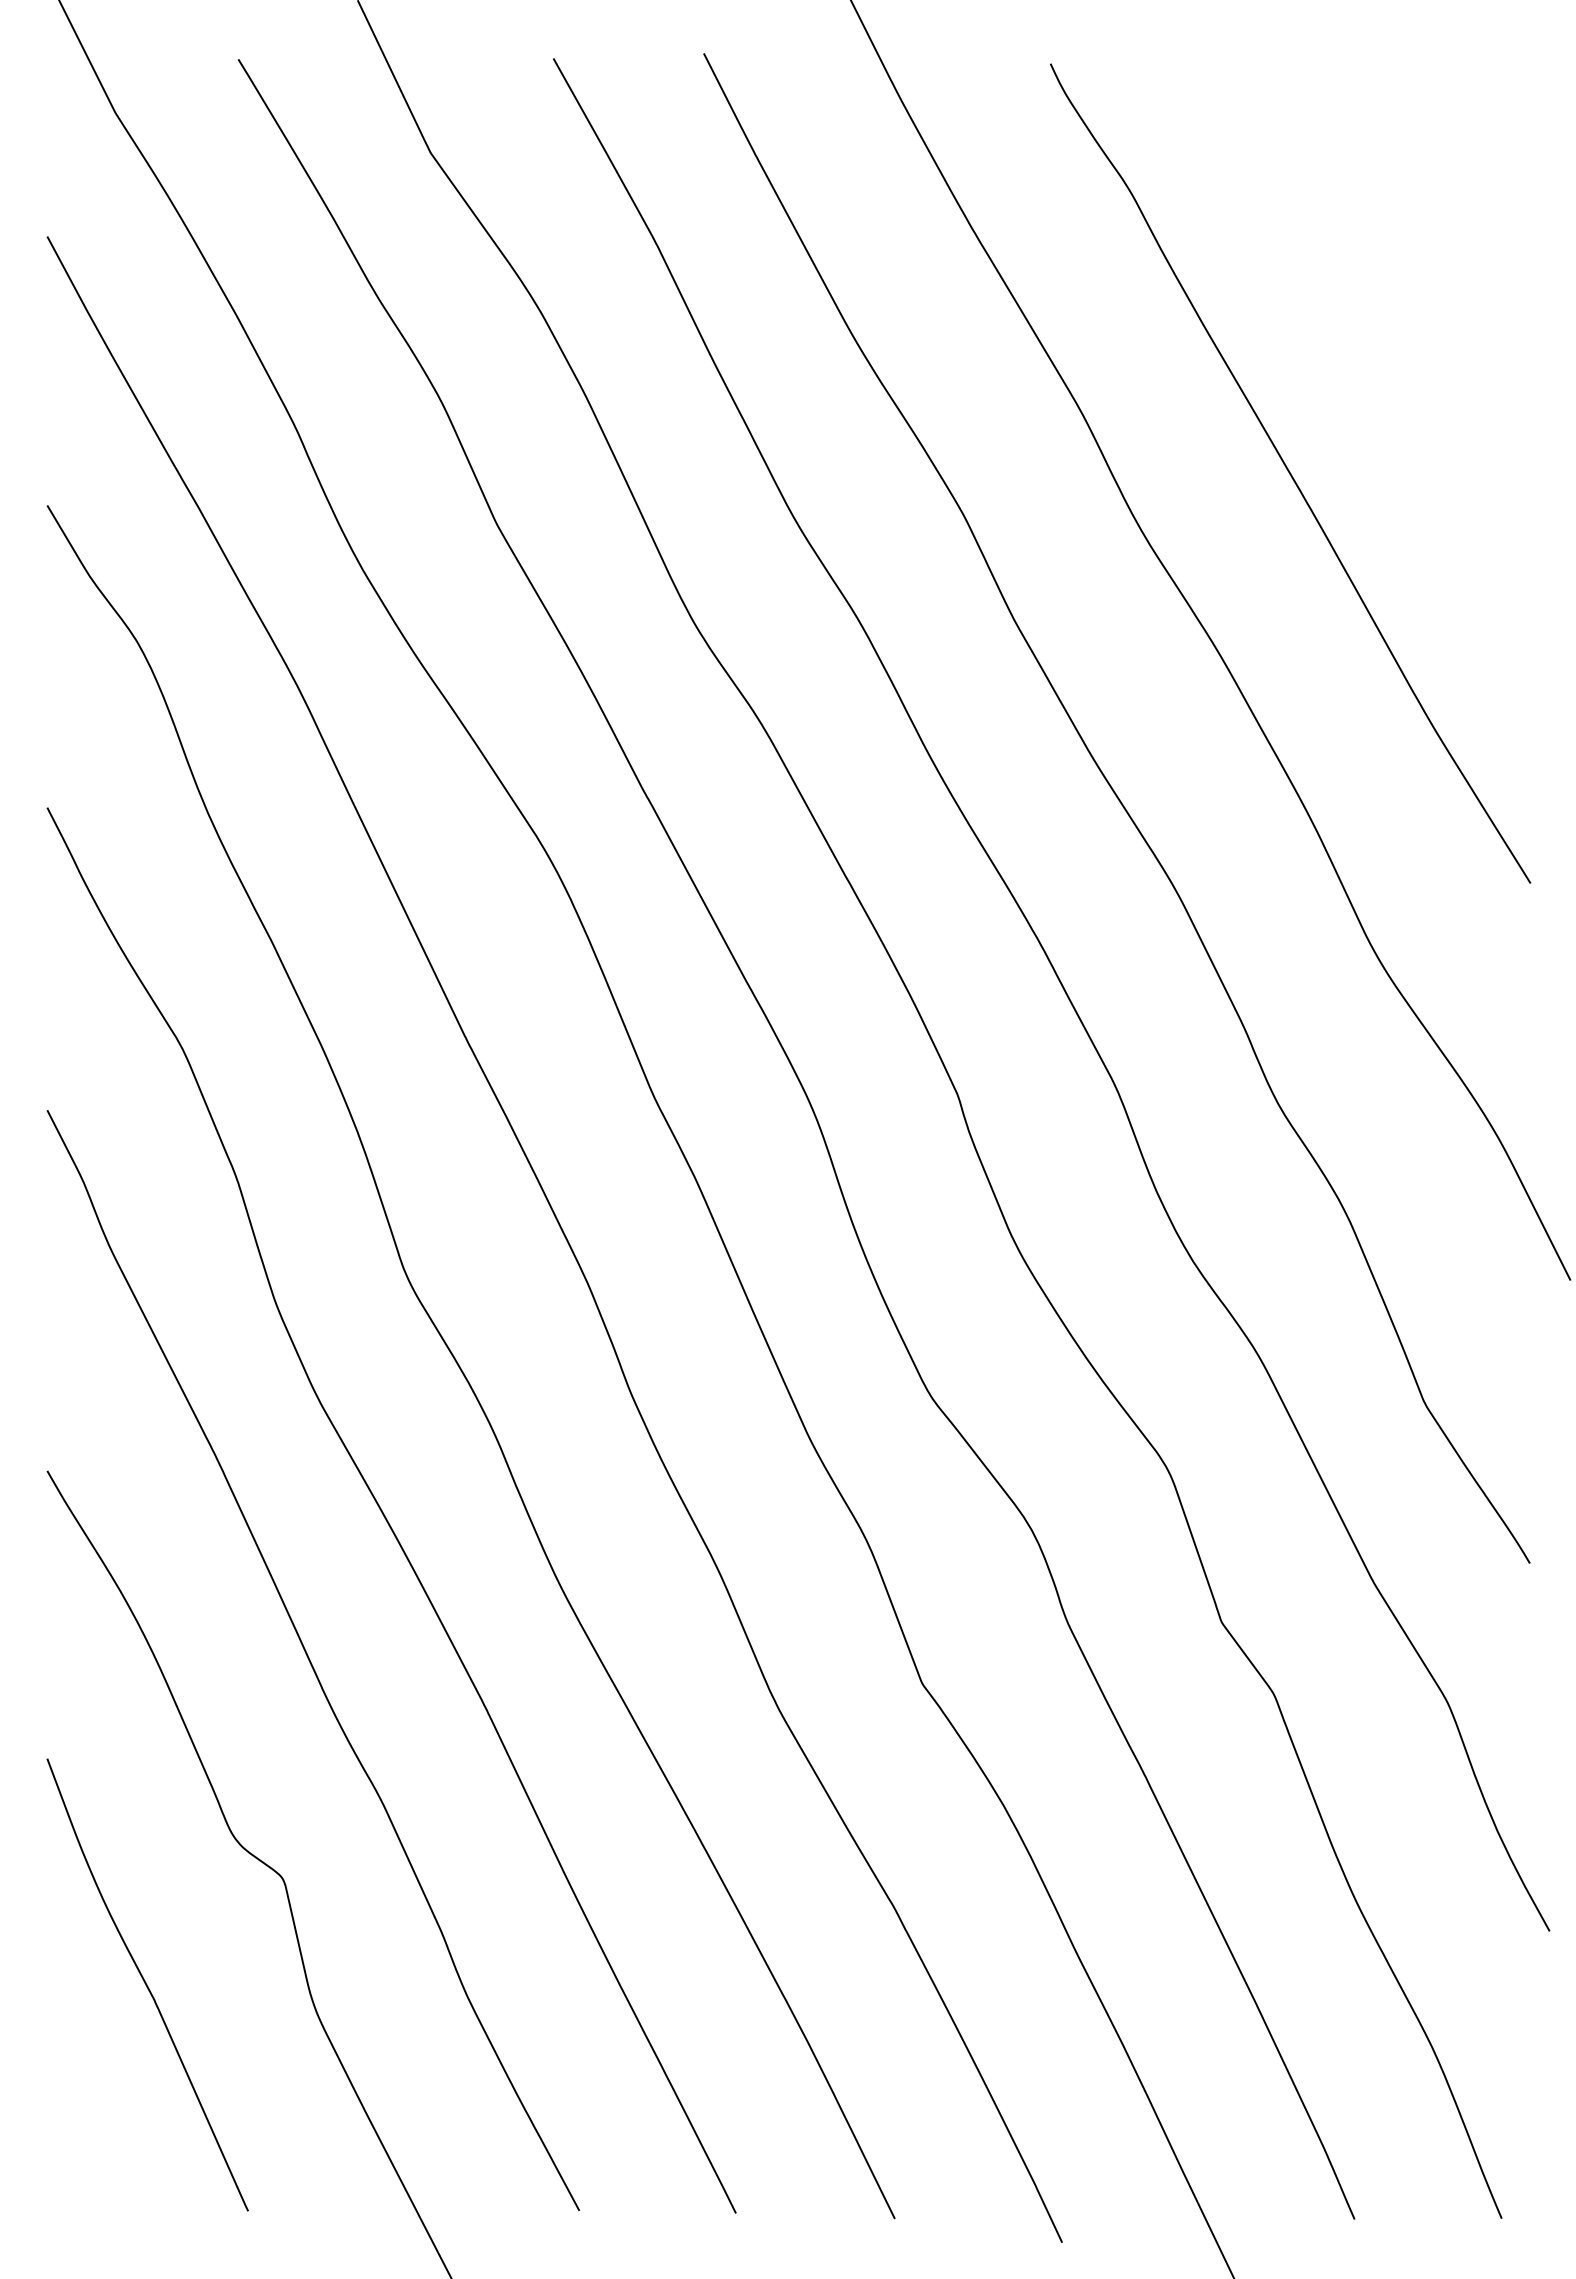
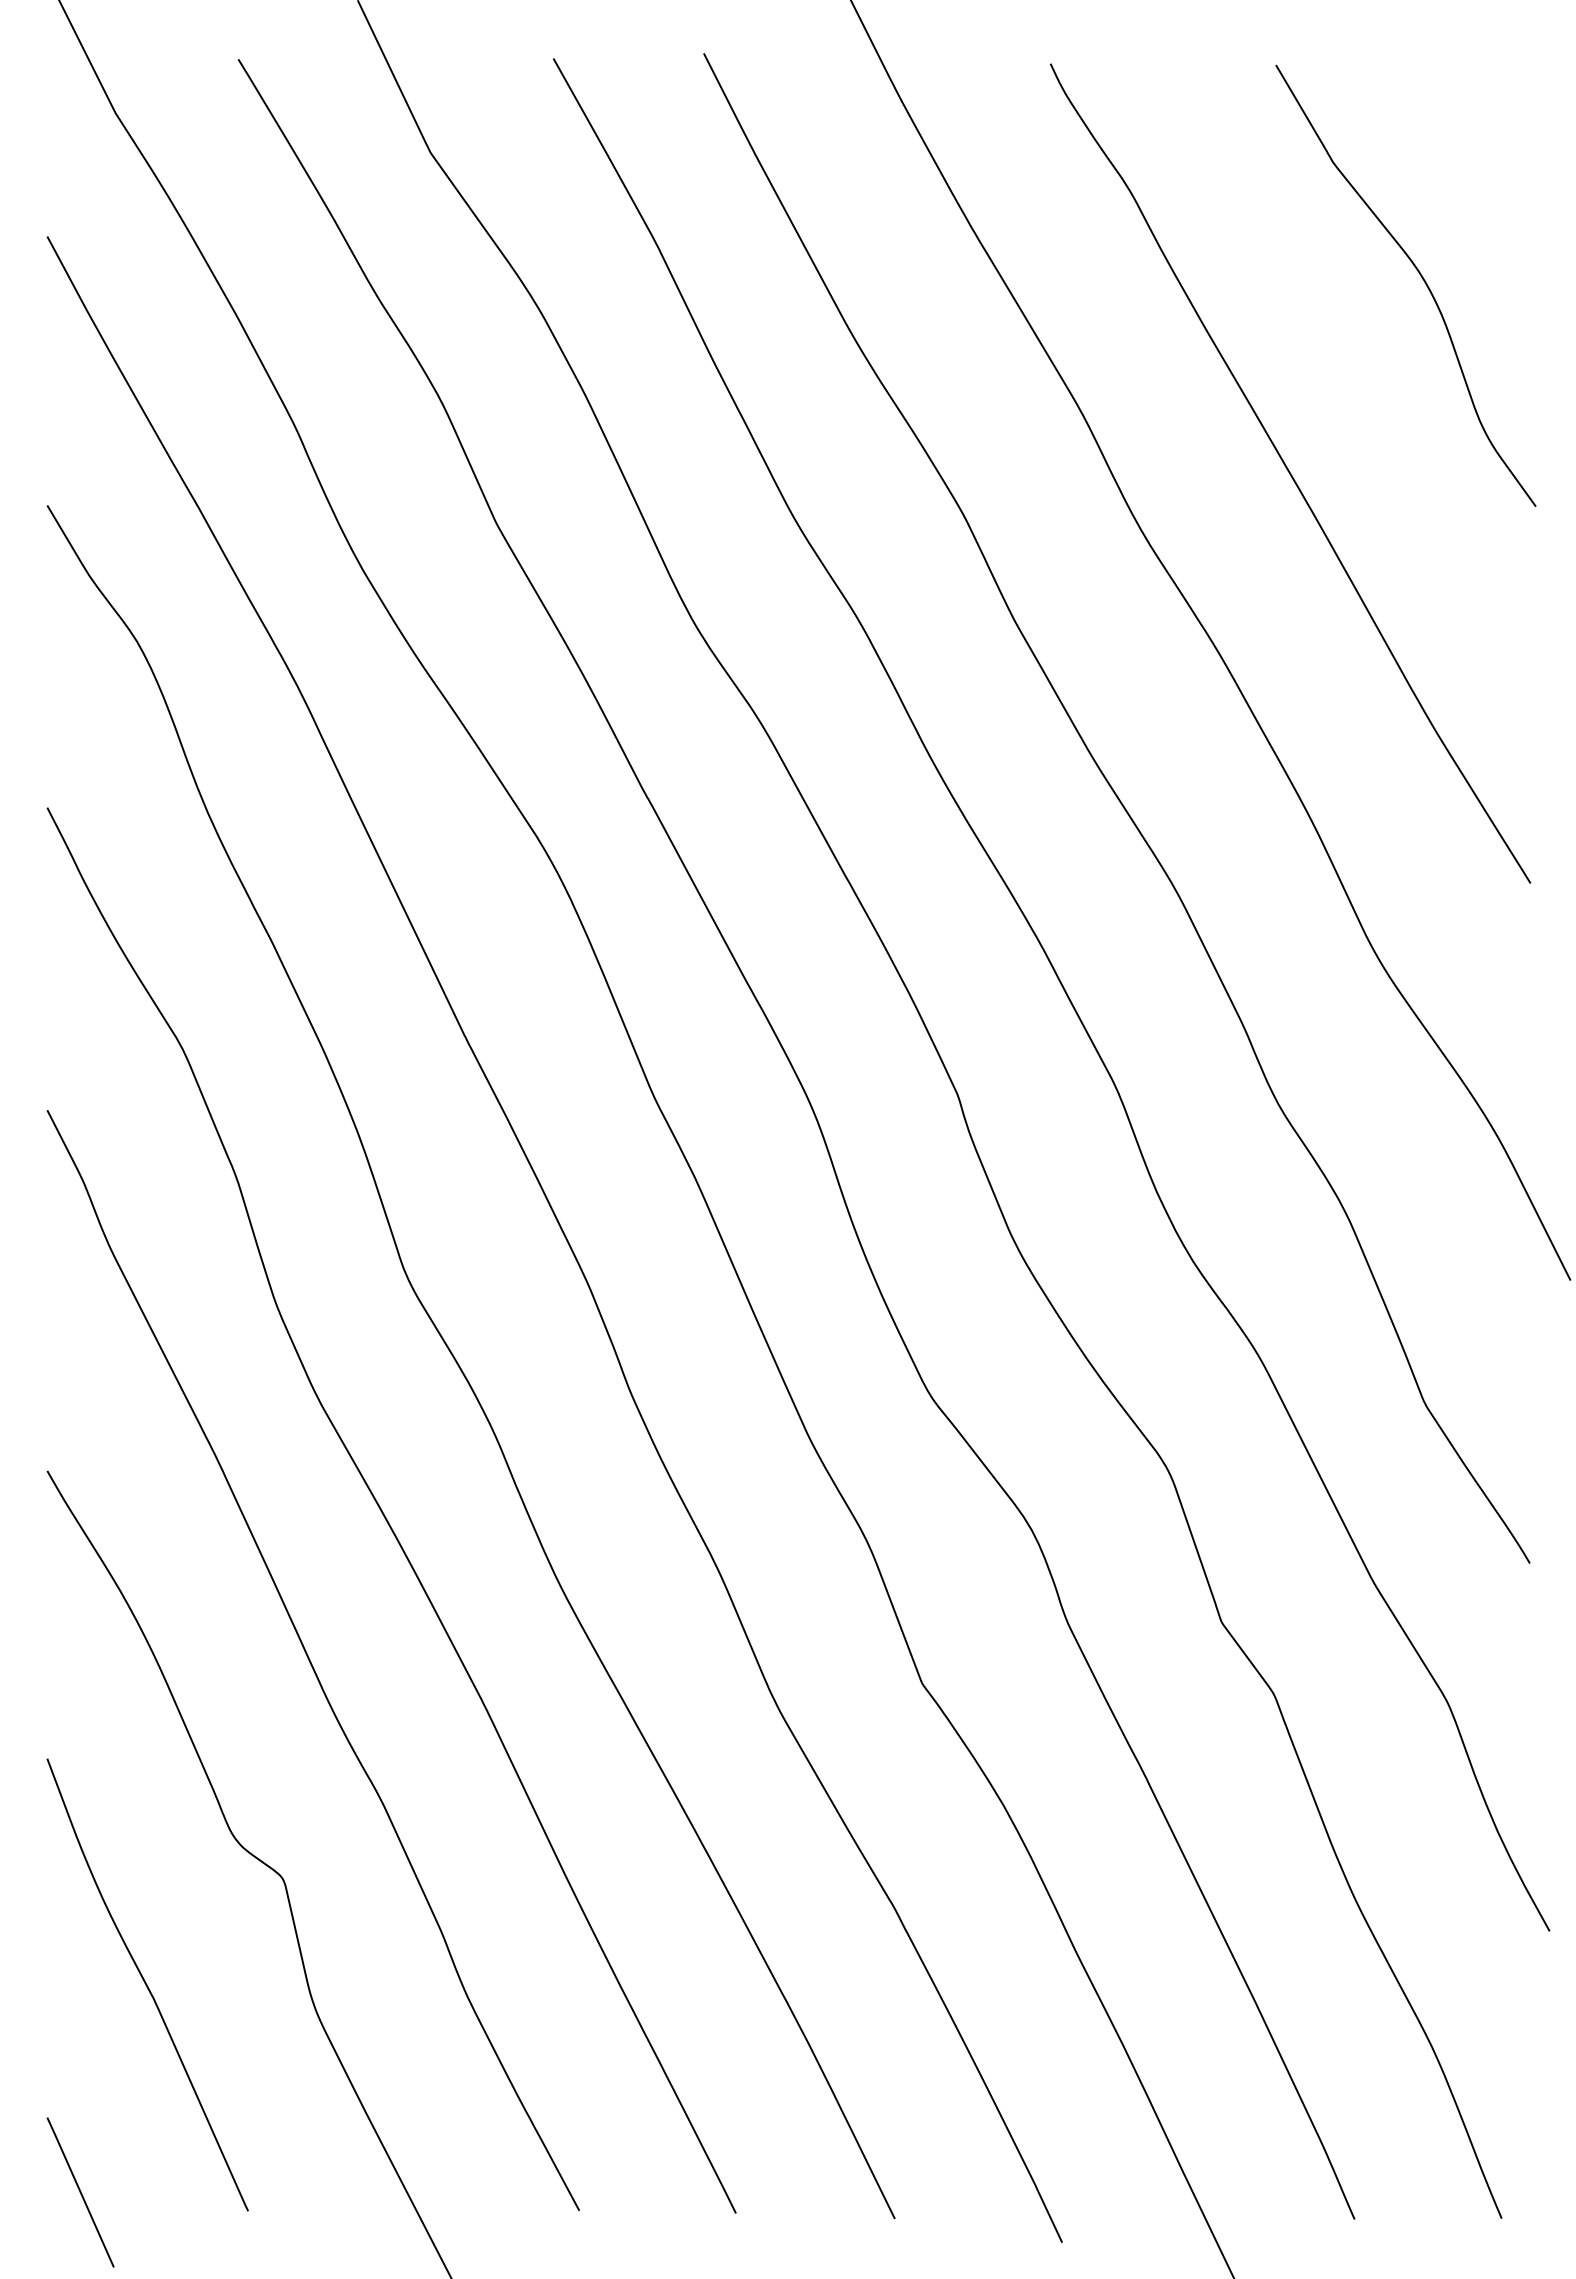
curve: none -> present (1420, 276)
line: none -> present (80, 2192)
